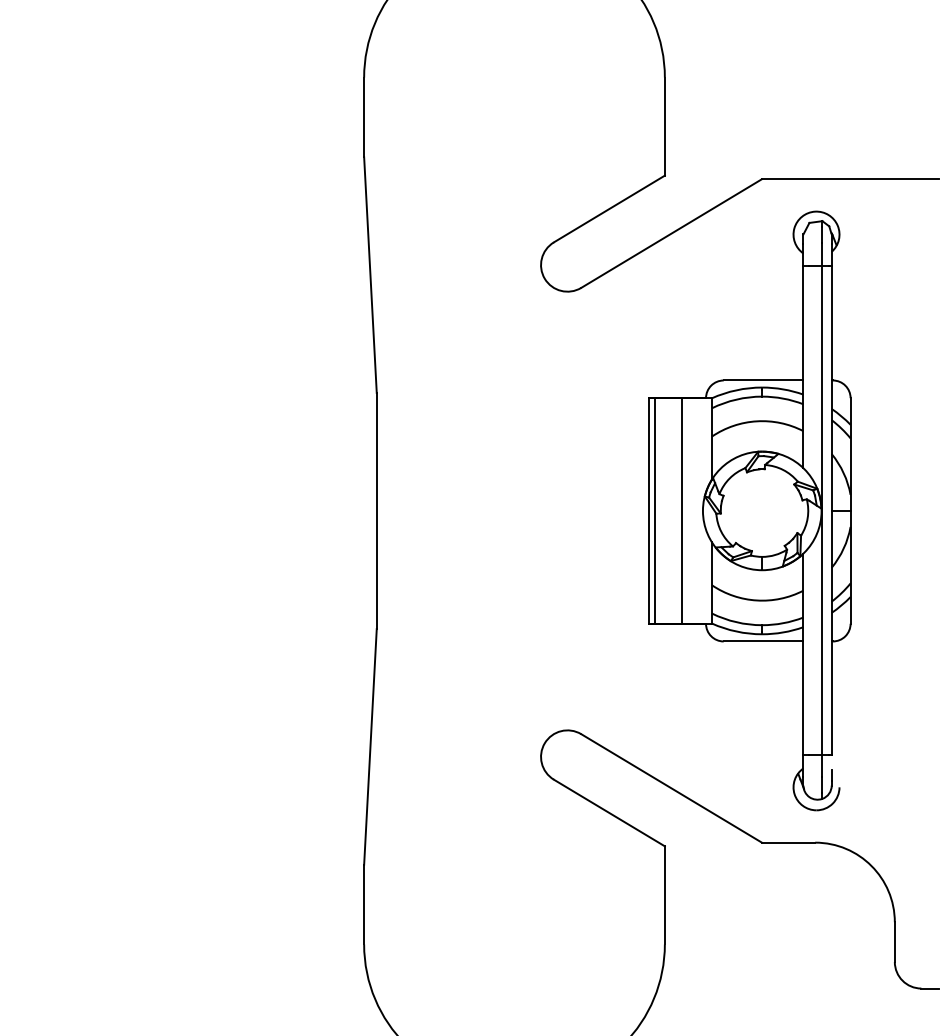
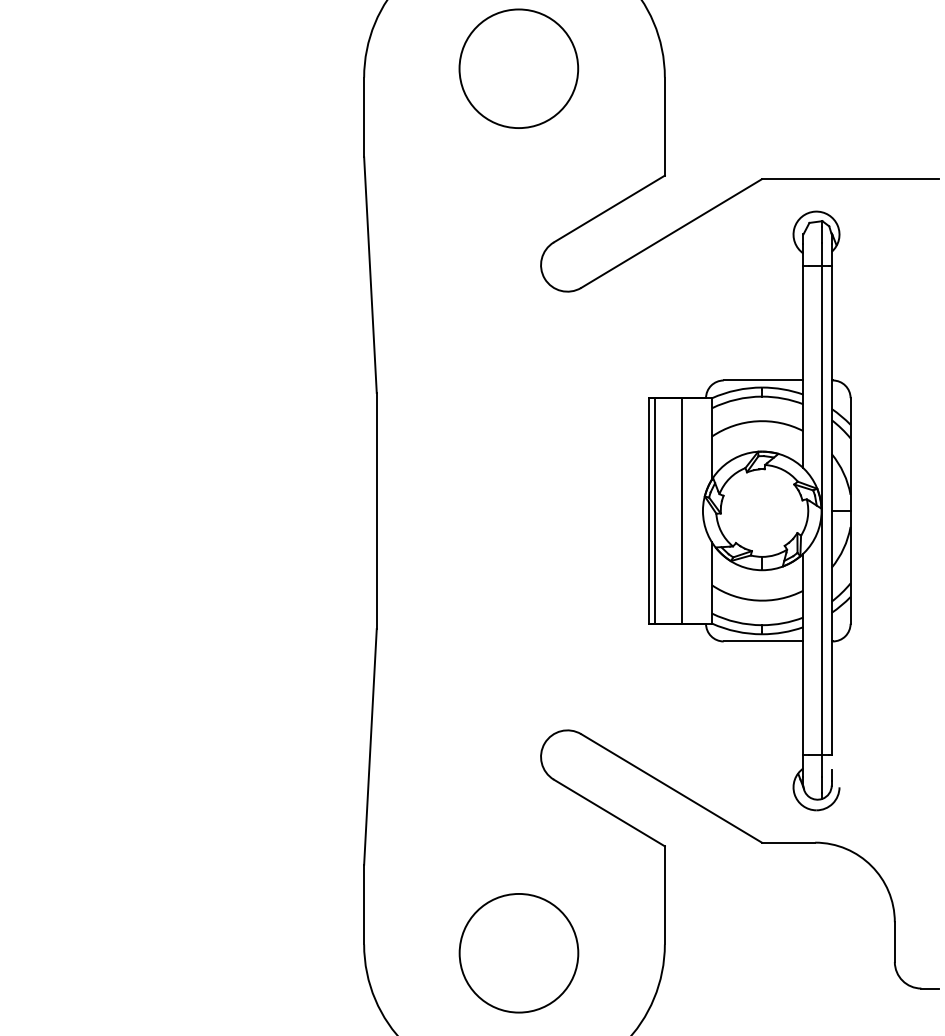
circle: none -> present (518, 68)
circle: none -> present (518, 953)
